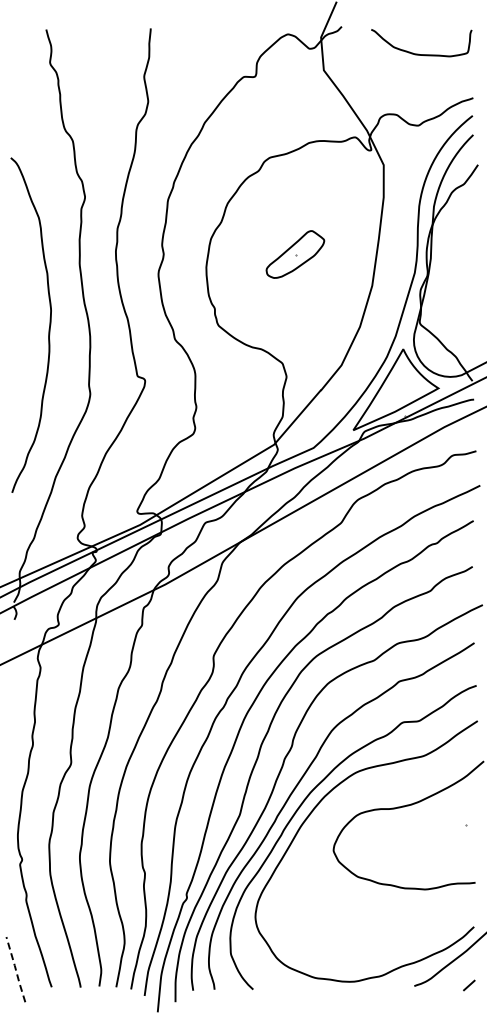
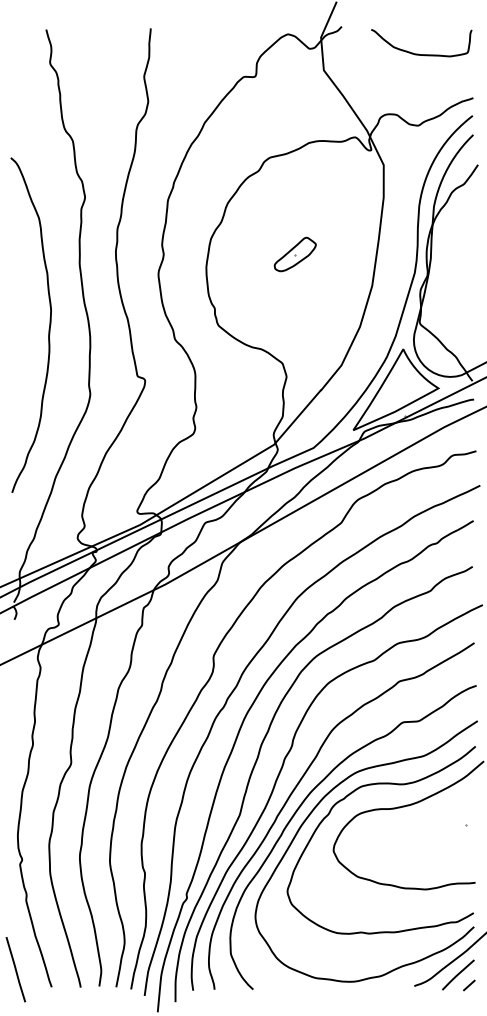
part size: 61x49 px -> 44x37 px (294, 254)
curve: none -> present (351, 794)
line: dashed -> solid (15, 969)
line: none -> present (458, 974)
